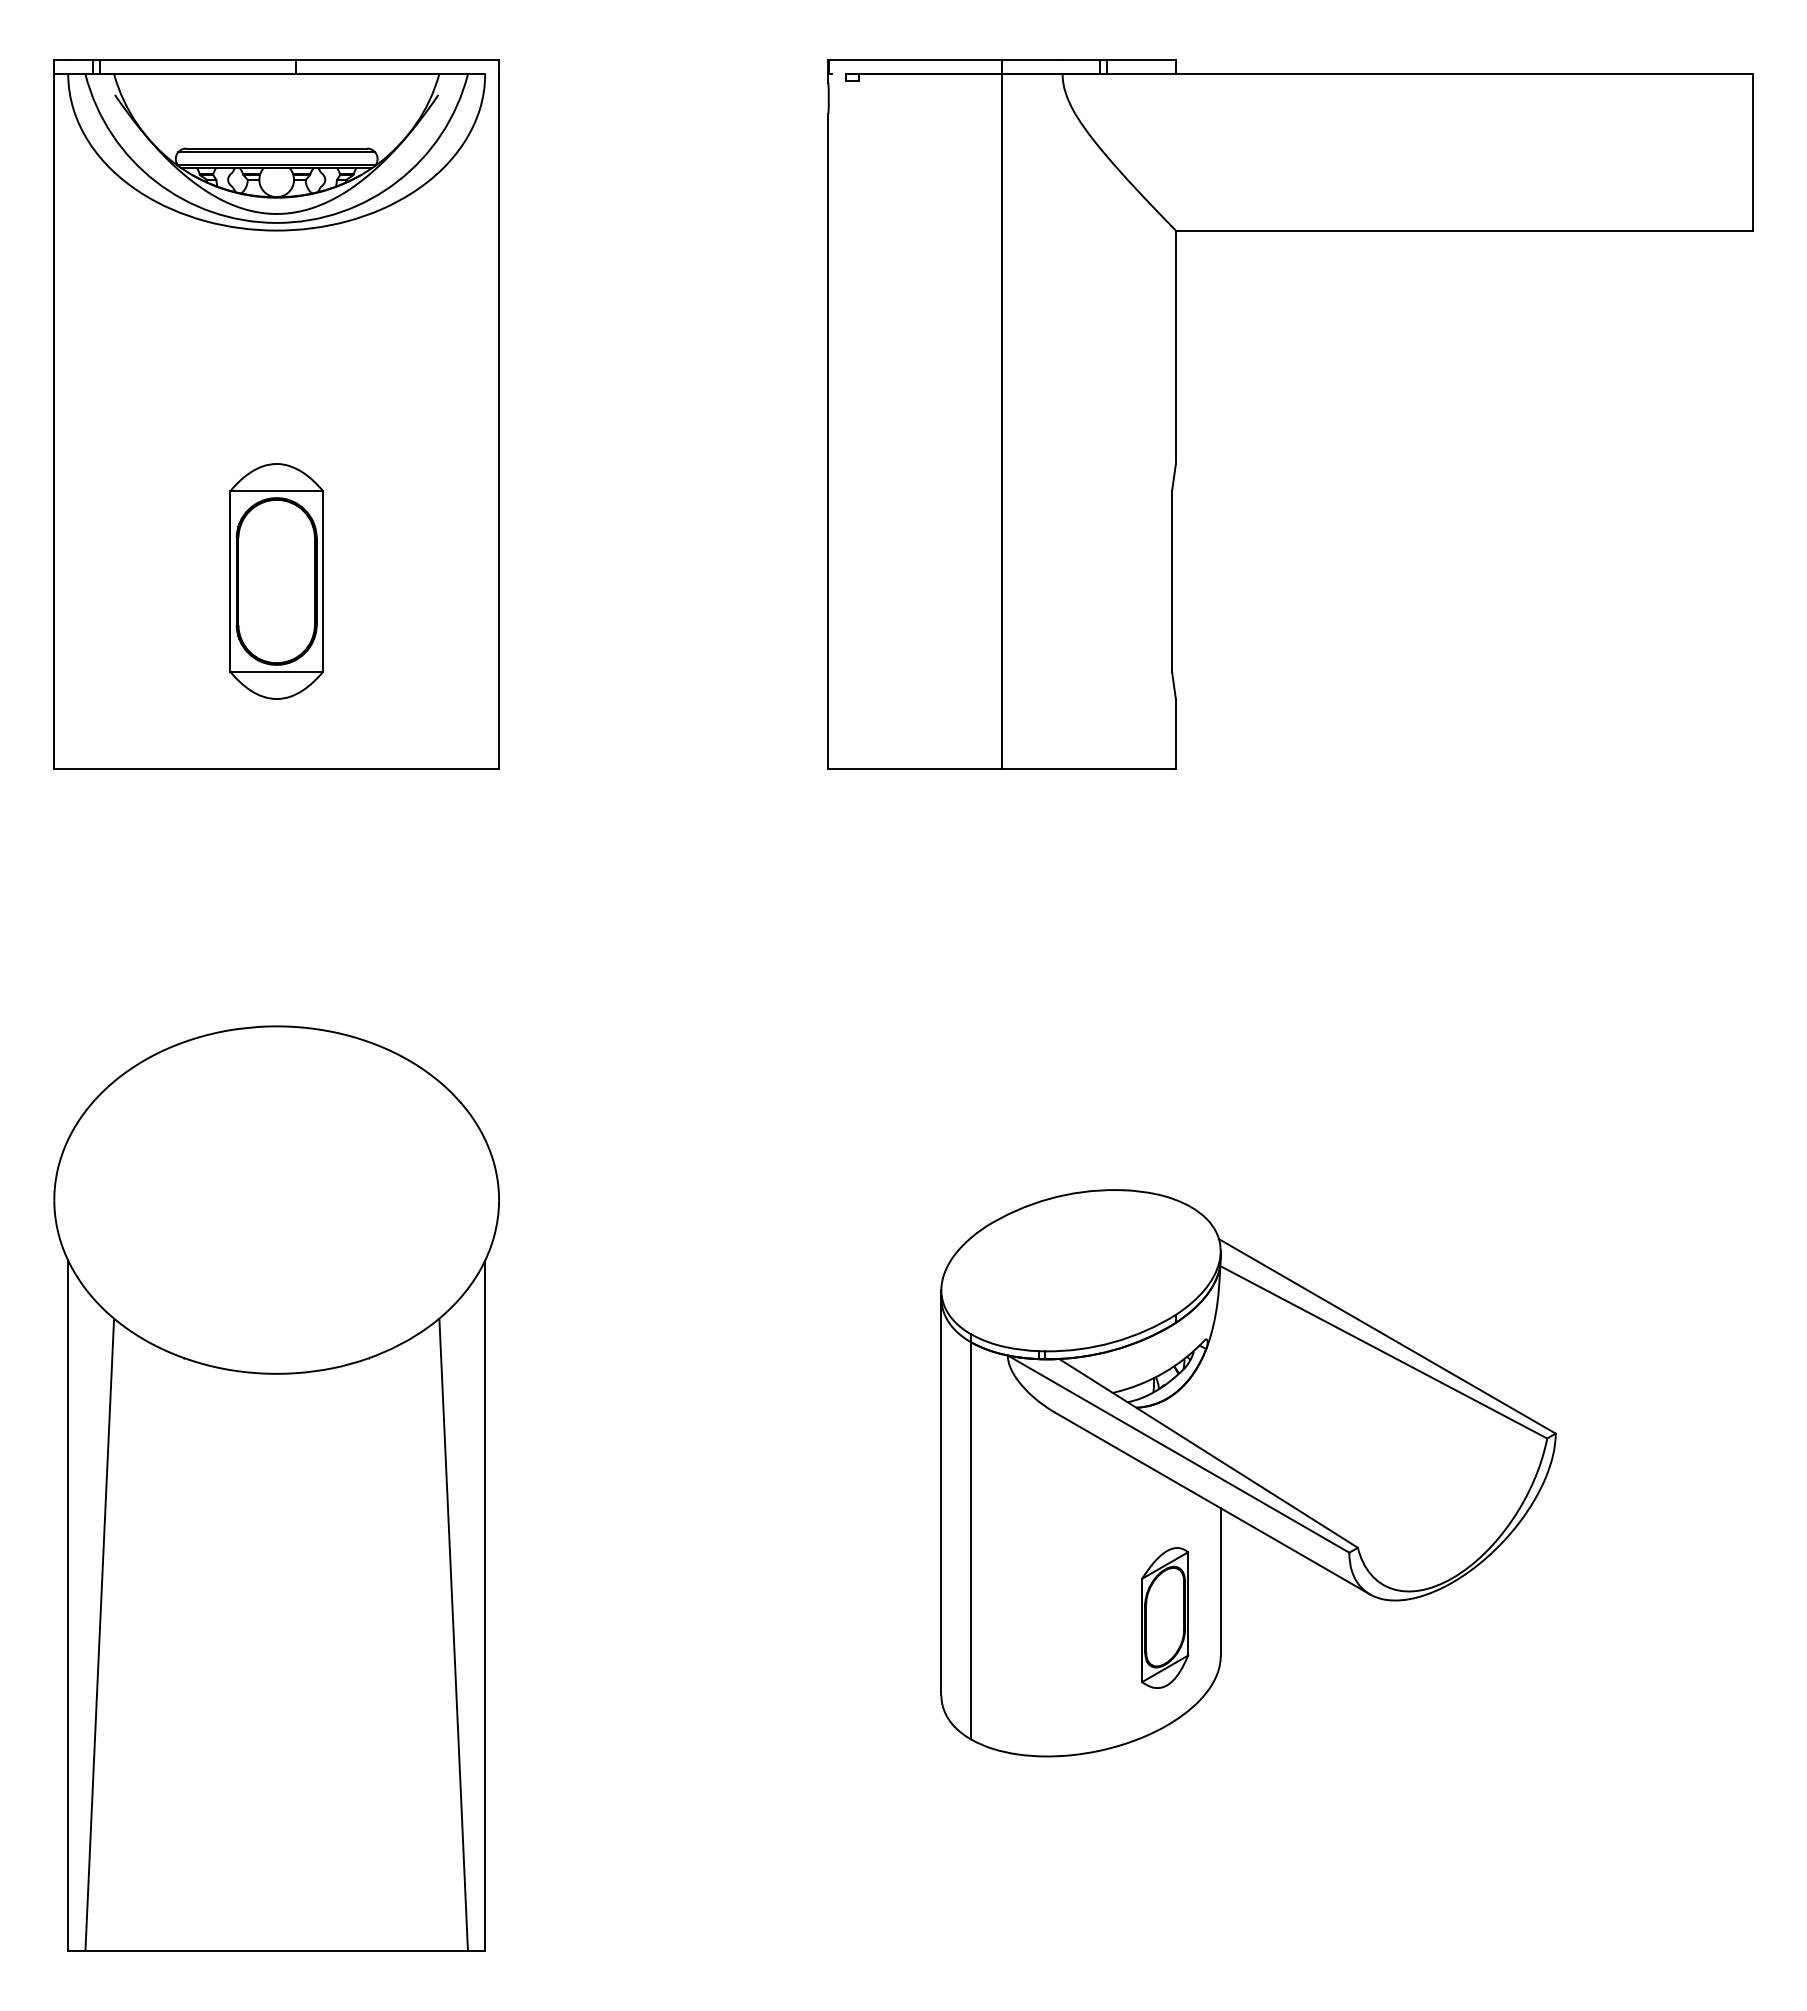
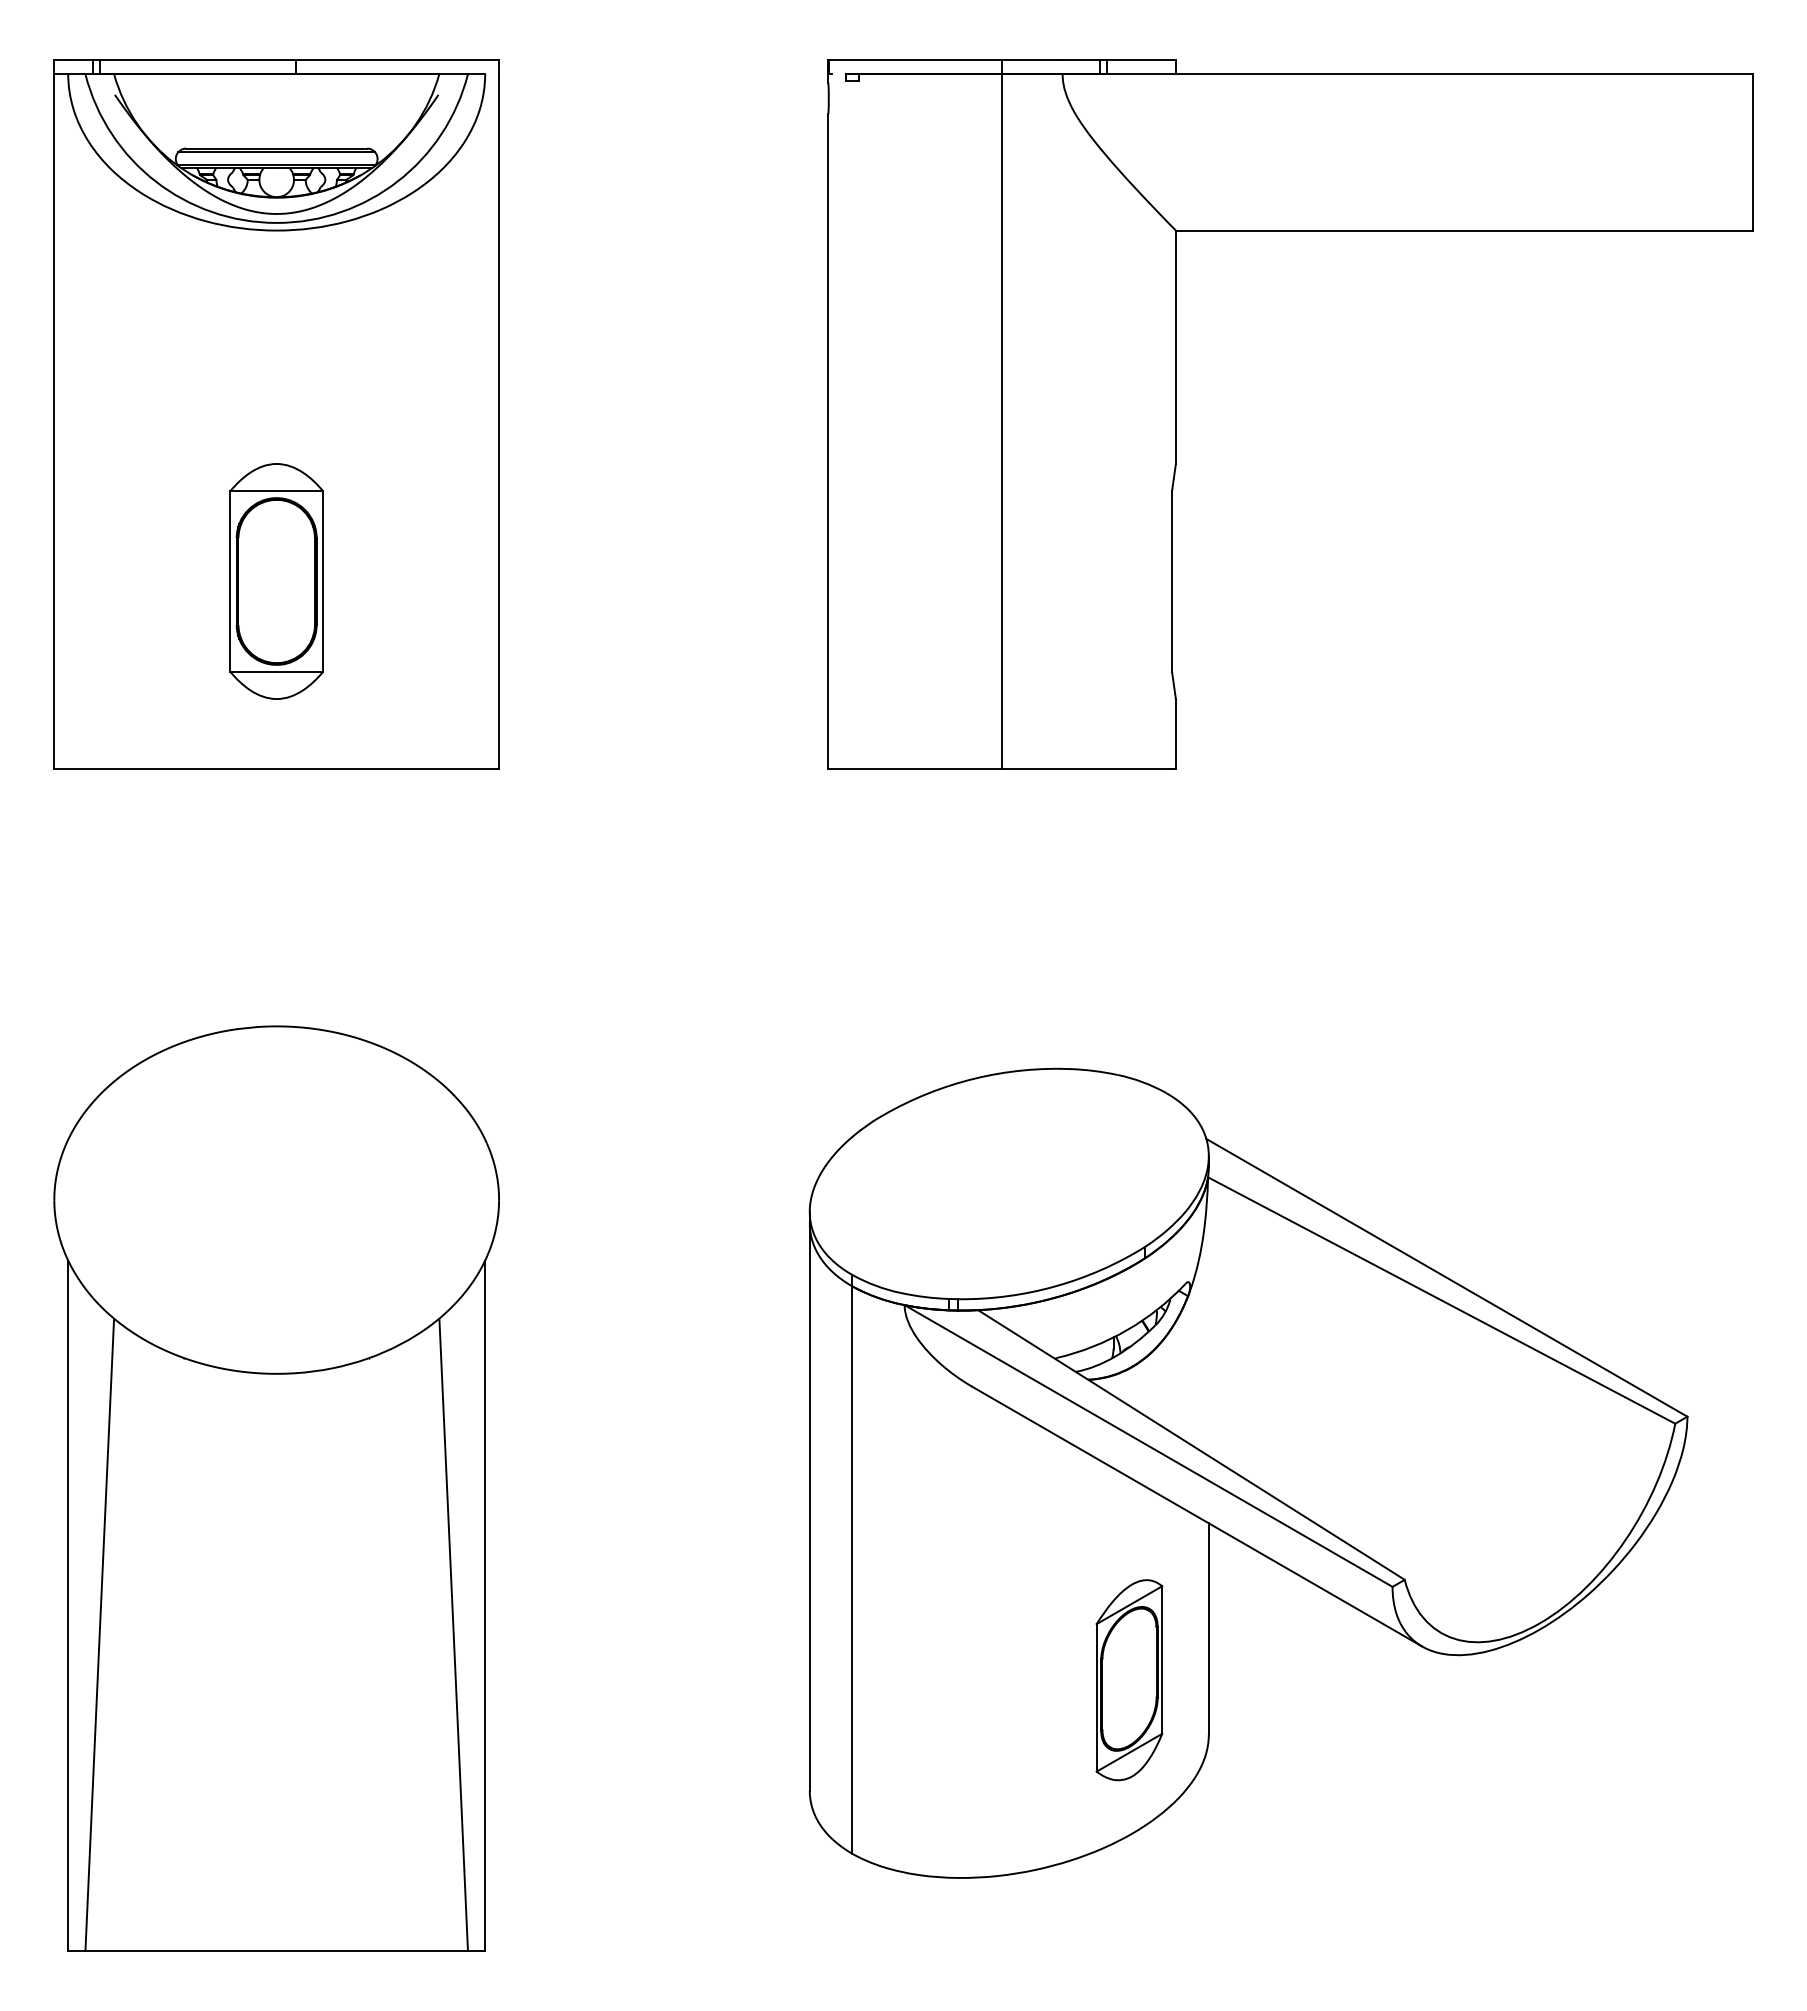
part size: 617x569 px -> 881x812 px (1248, 1472)
